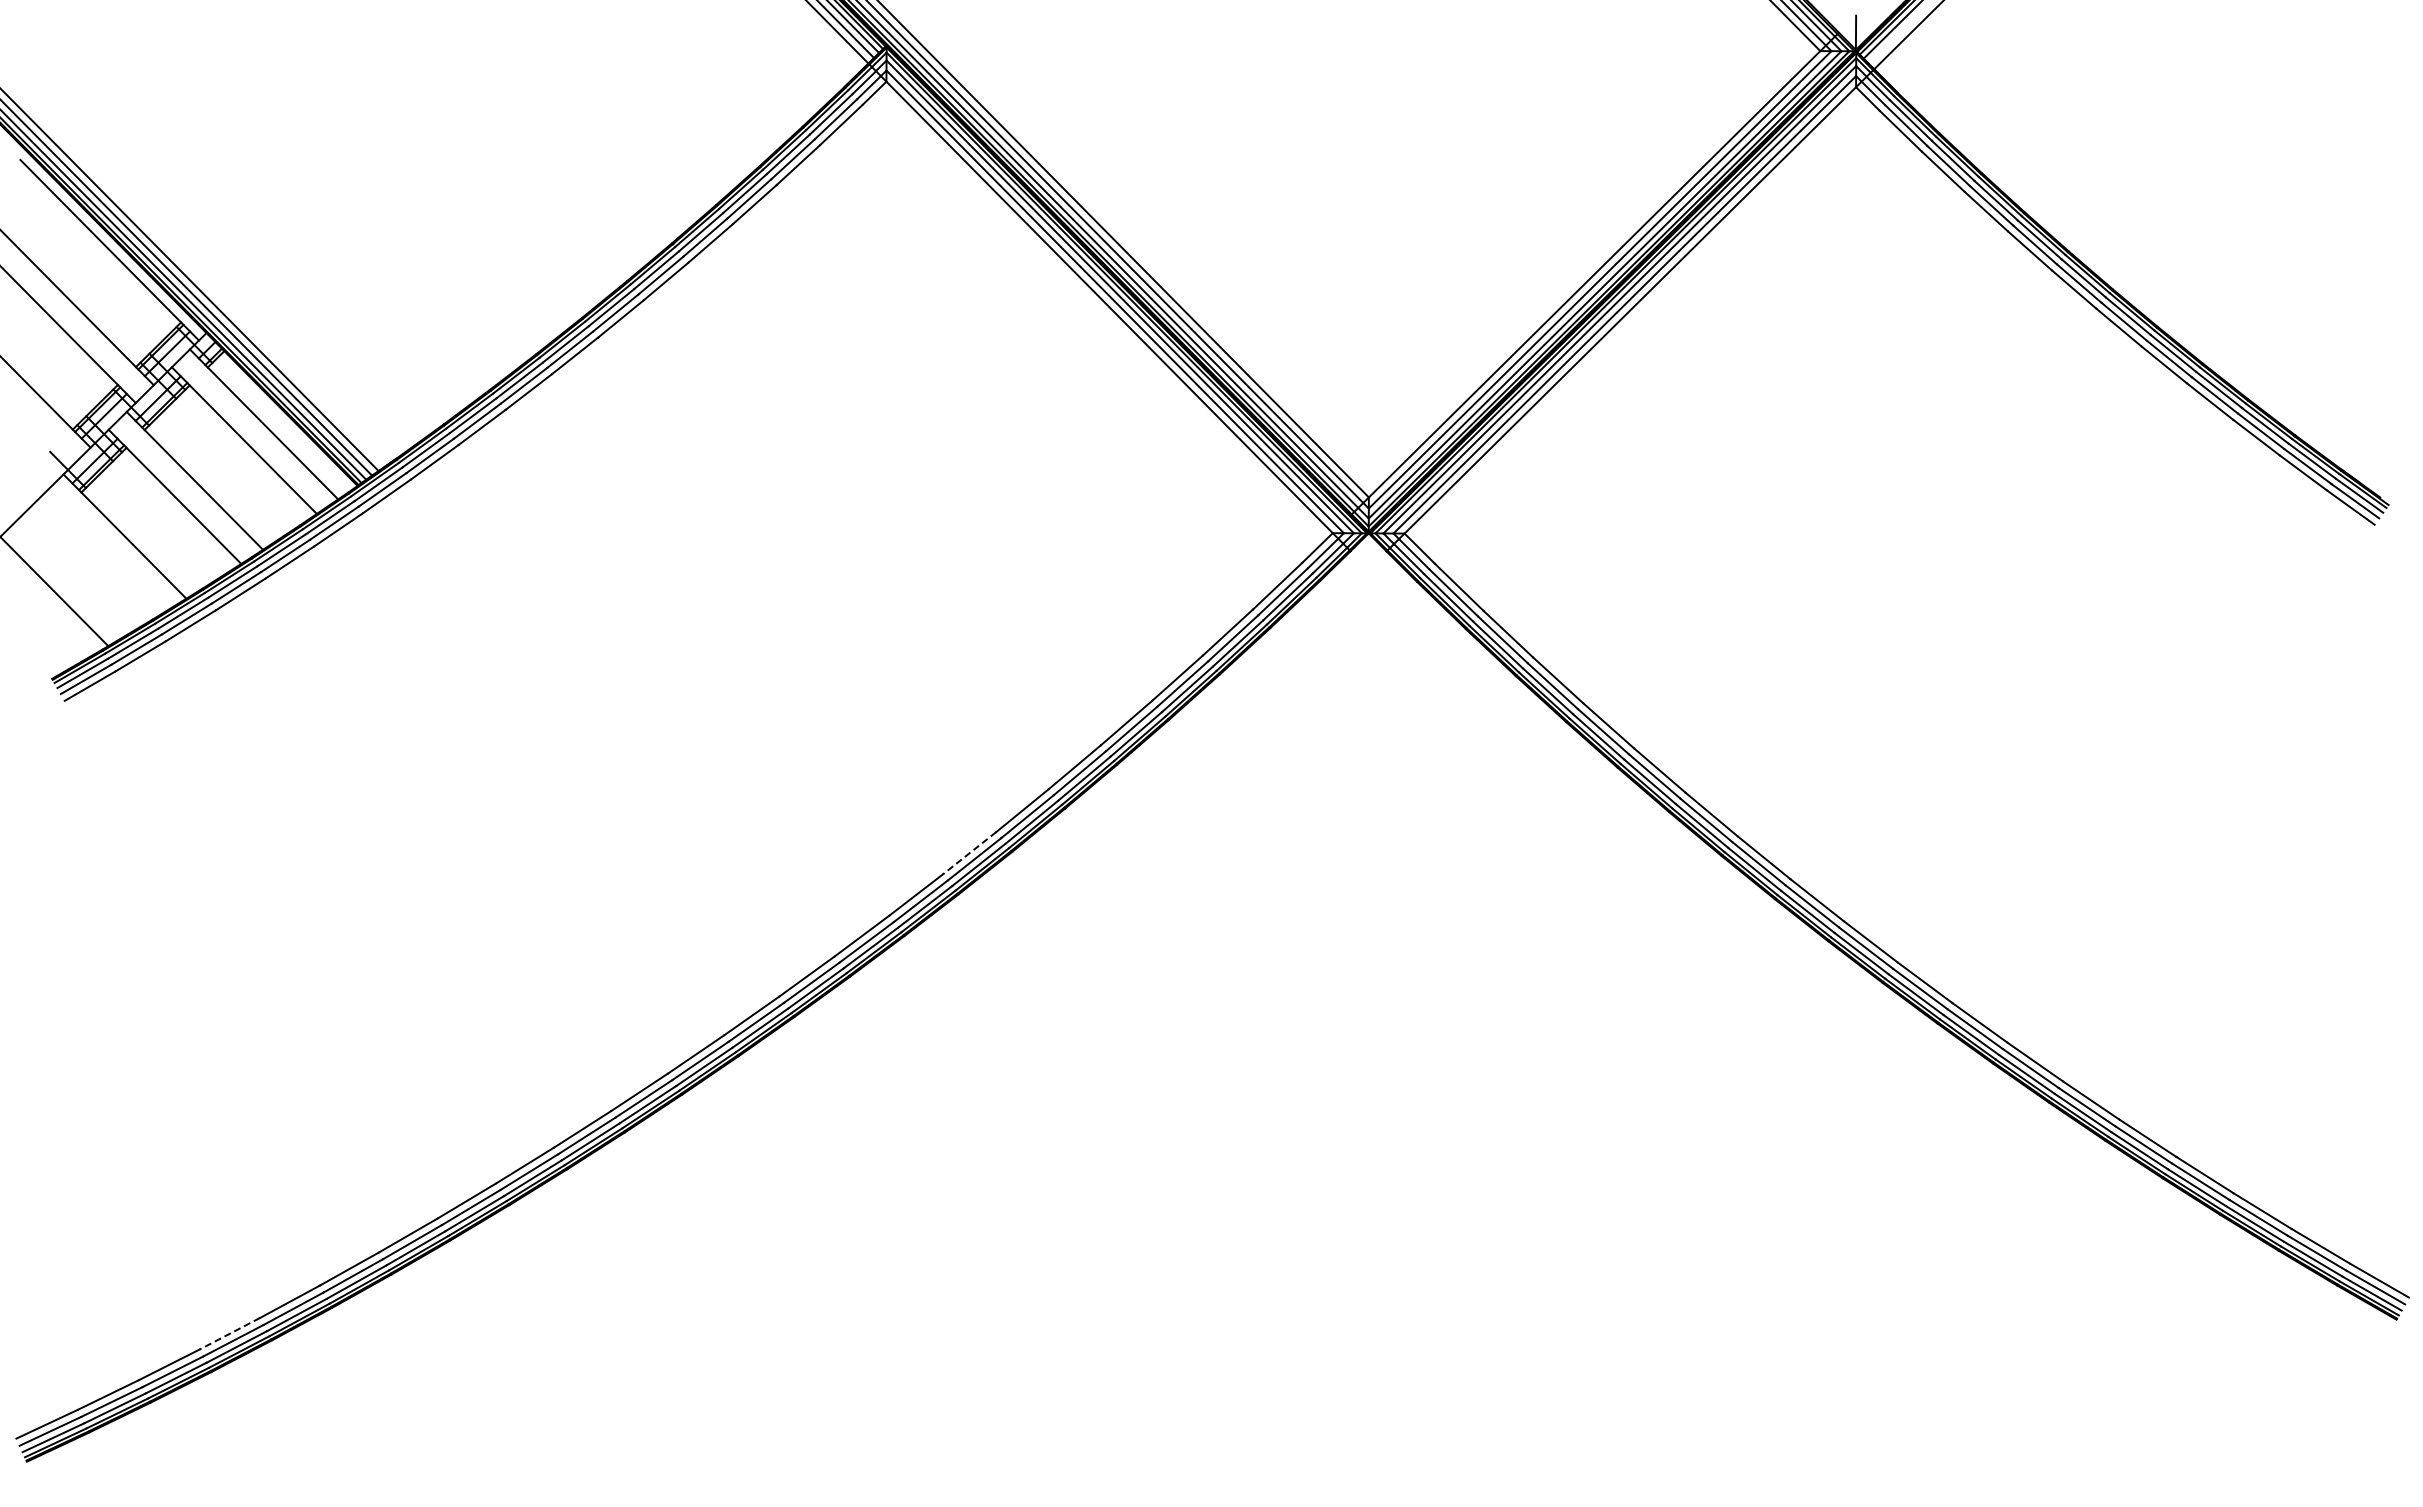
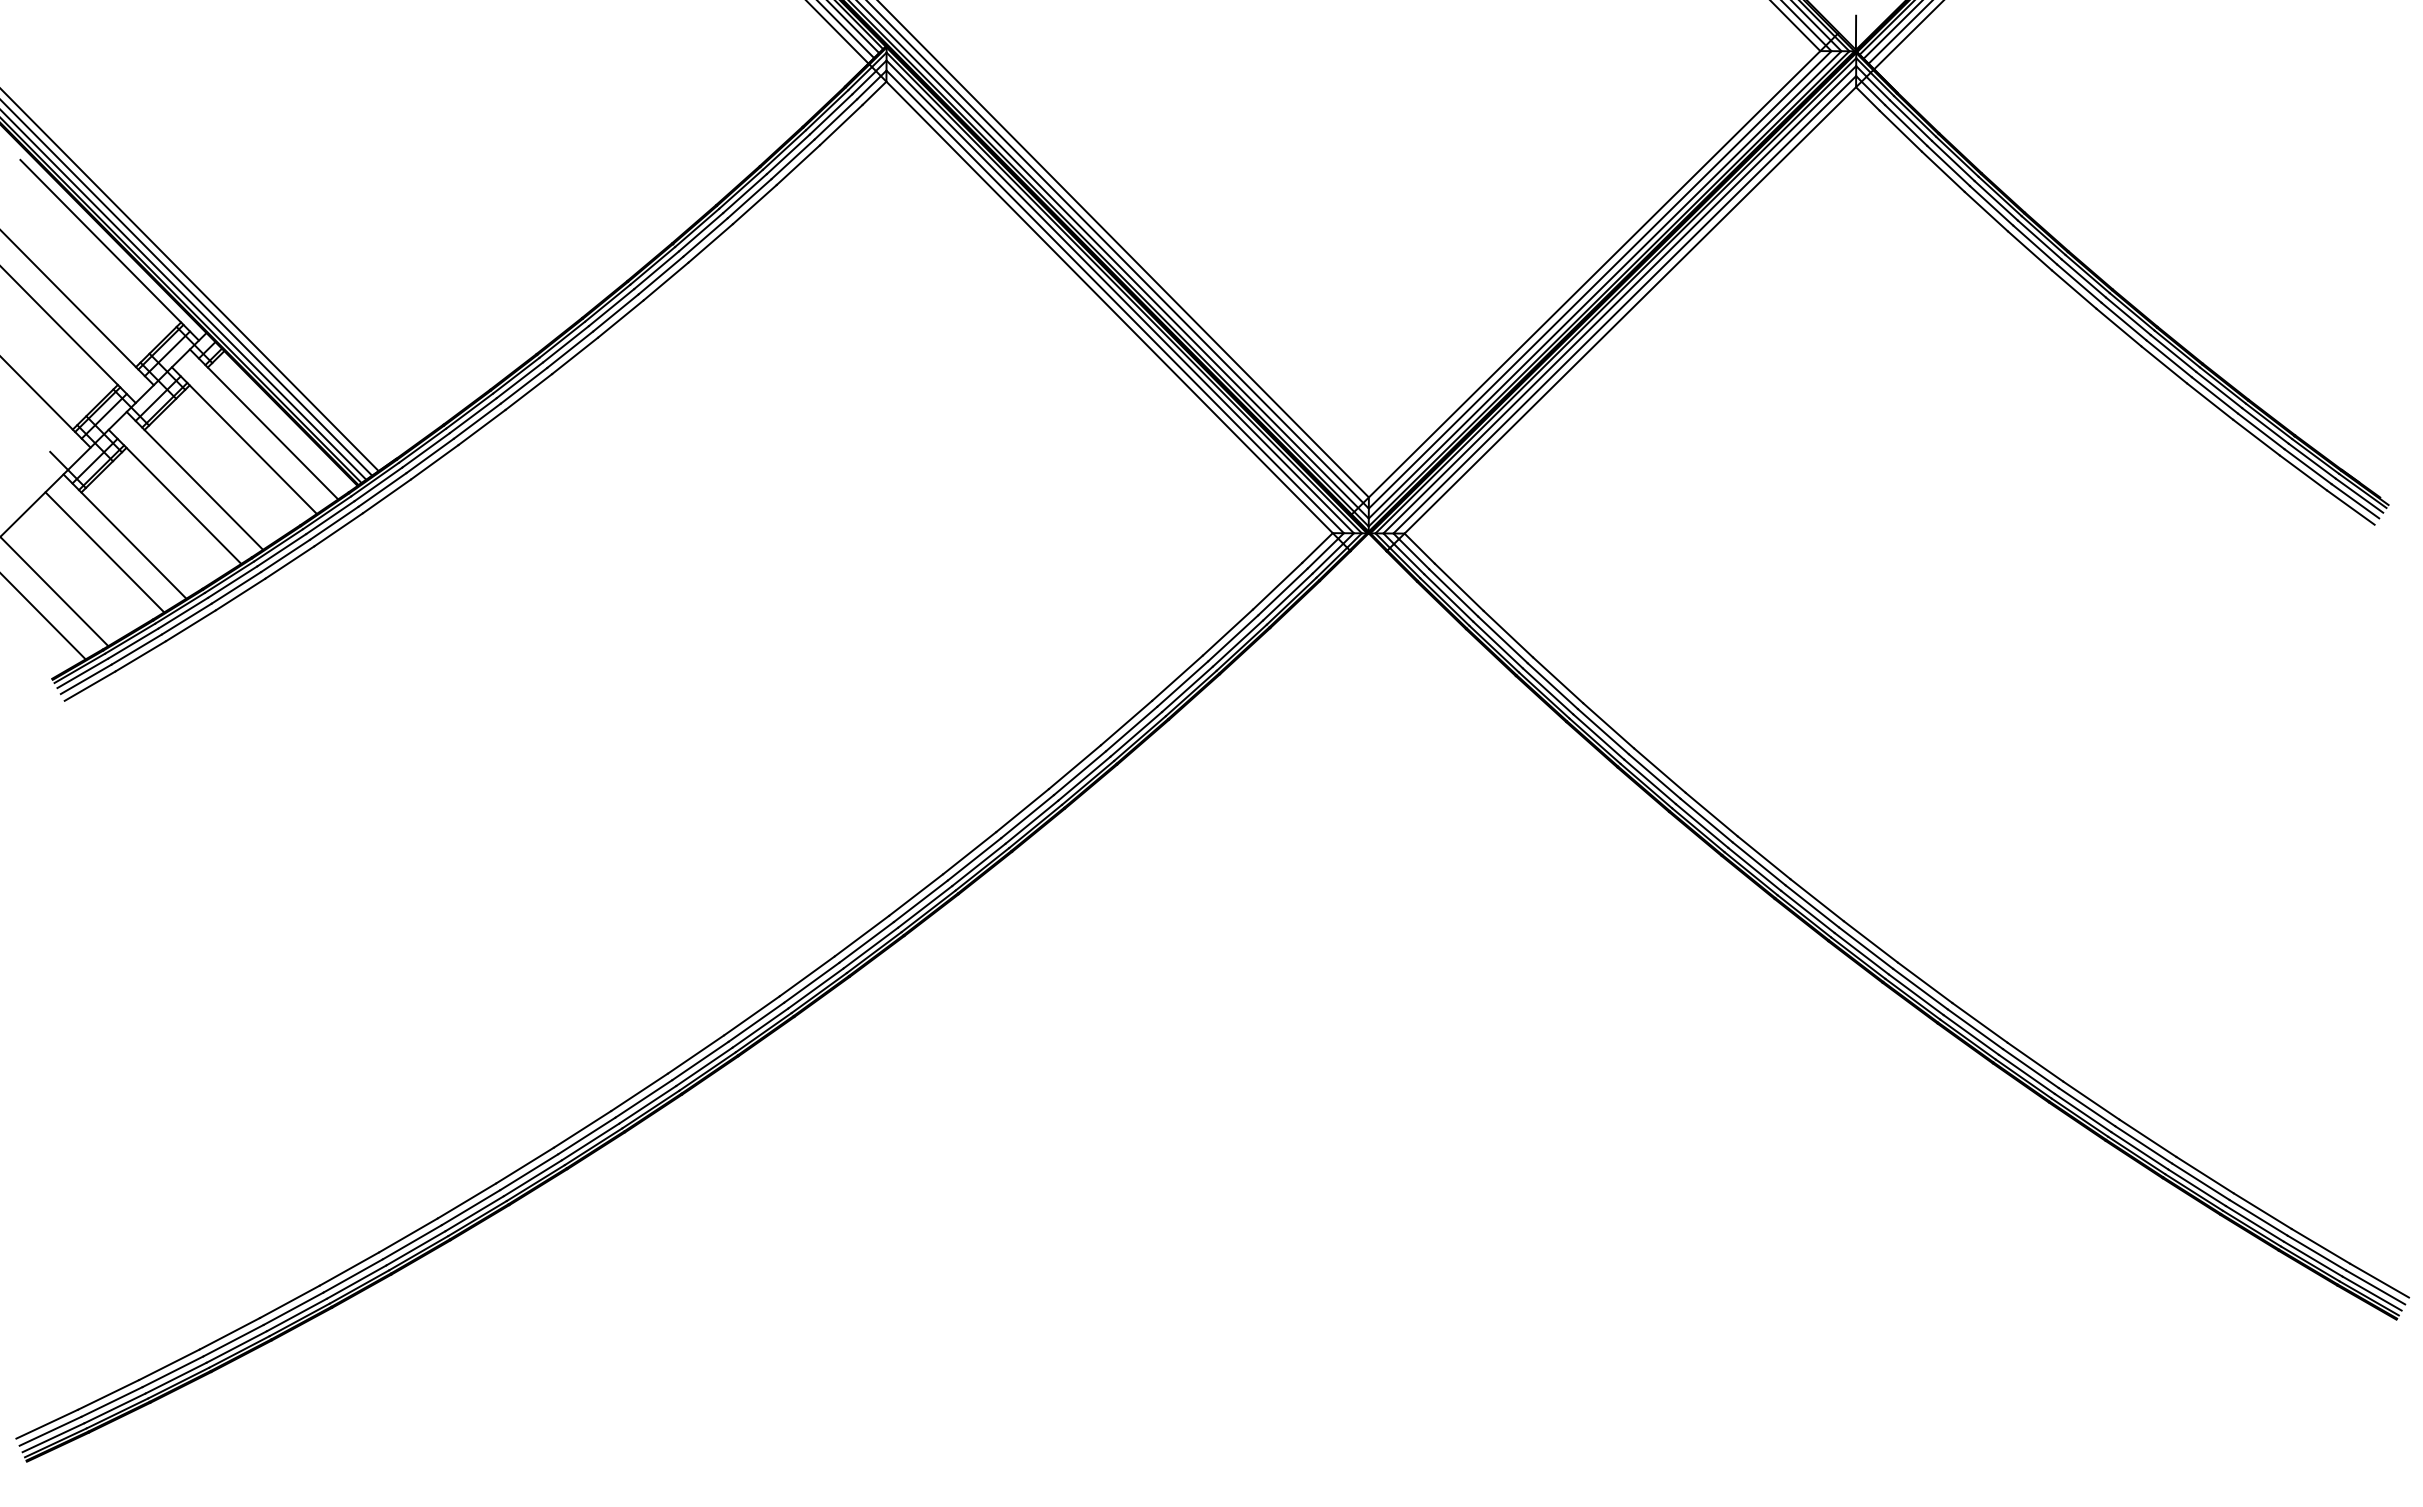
line: none -> present (1899, 32)
line: none -> present (104, 552)
line: none -> present (43, 617)
line: dashed -> solid (969, 853)
line: dashed -> solid (229, 1333)
